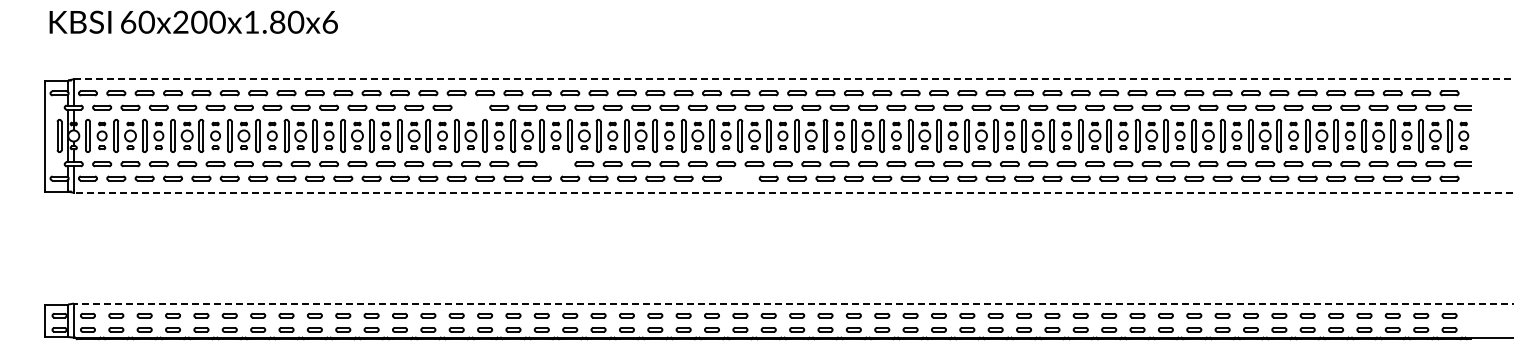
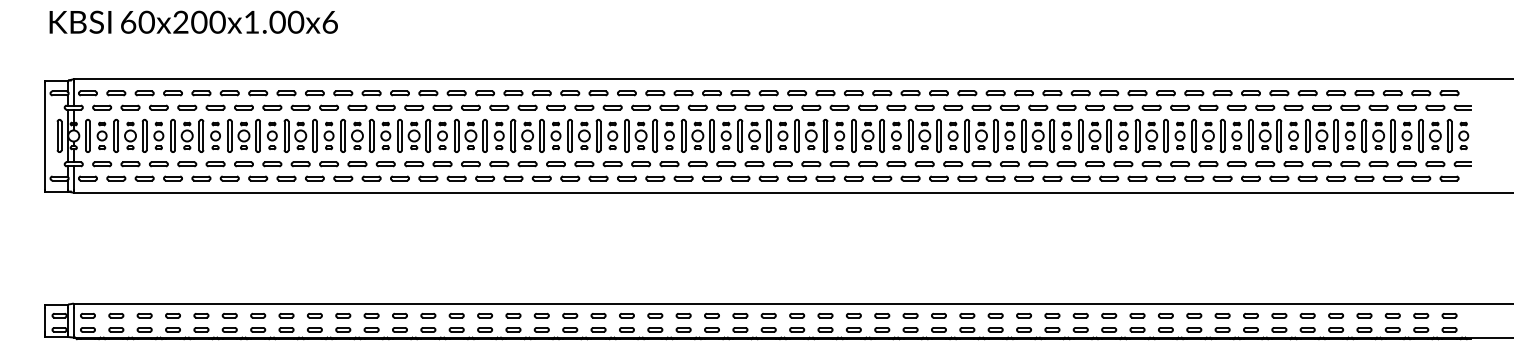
text: 60x200x1.80x6 -> 60x200x1.00x6 (277, 22)
line: dashed -> solid (793, 79)
part: none -> present (470, 107)
part: none -> present (555, 164)
part: none -> present (740, 178)
line: dashed -> solid (793, 192)
line: dashed -> solid (793, 303)
